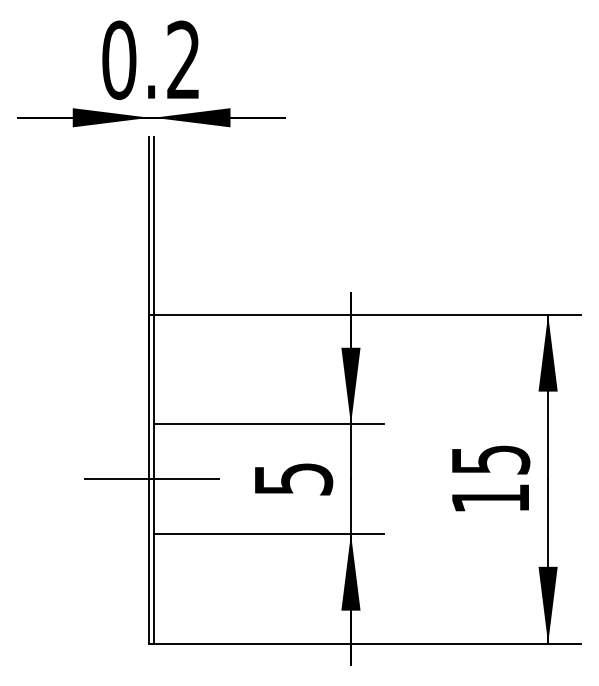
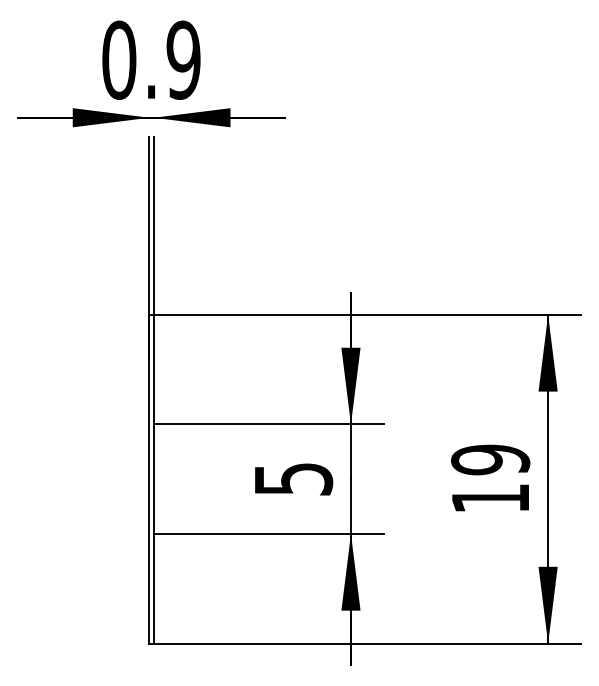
text: 0.2 -> 0.9 (183, 59)
text: 15 -> 19 (490, 459)
line: present -> none (151, 479)
